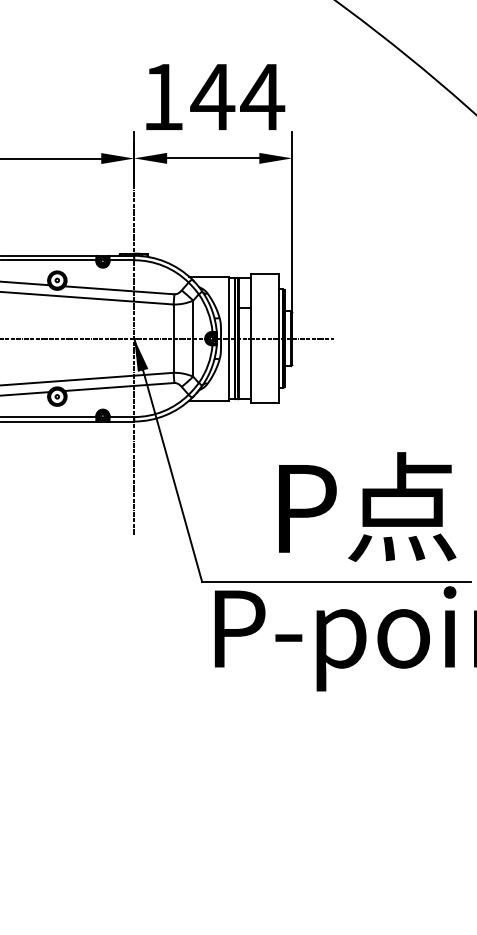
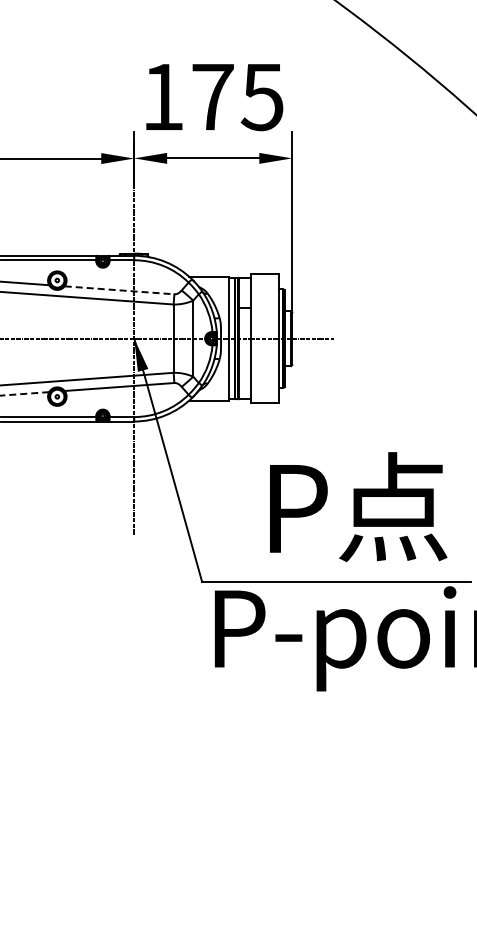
text: 144 -> 175 (237, 97)
line: solid -> dashed (119, 290)
line: solid -> dashed (24, 393)
text position: (367, 506) -> (358, 506) (358, 506)
